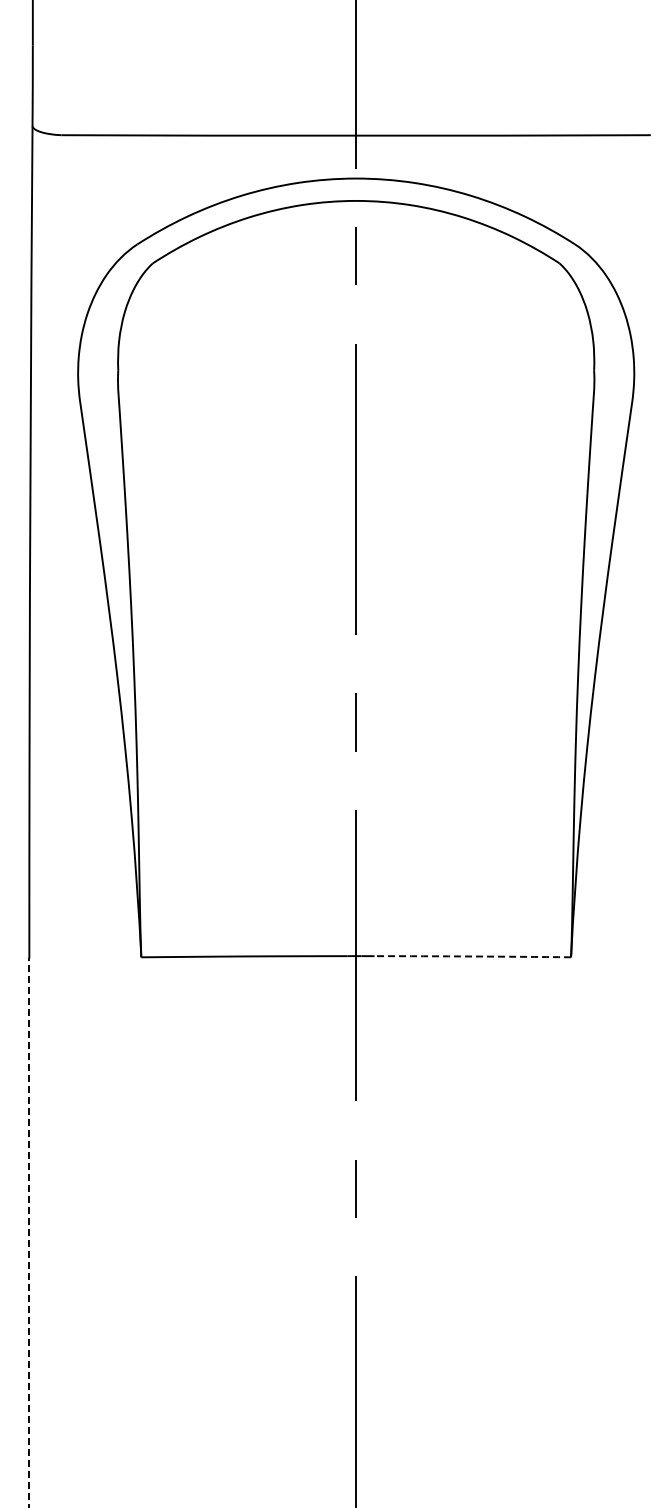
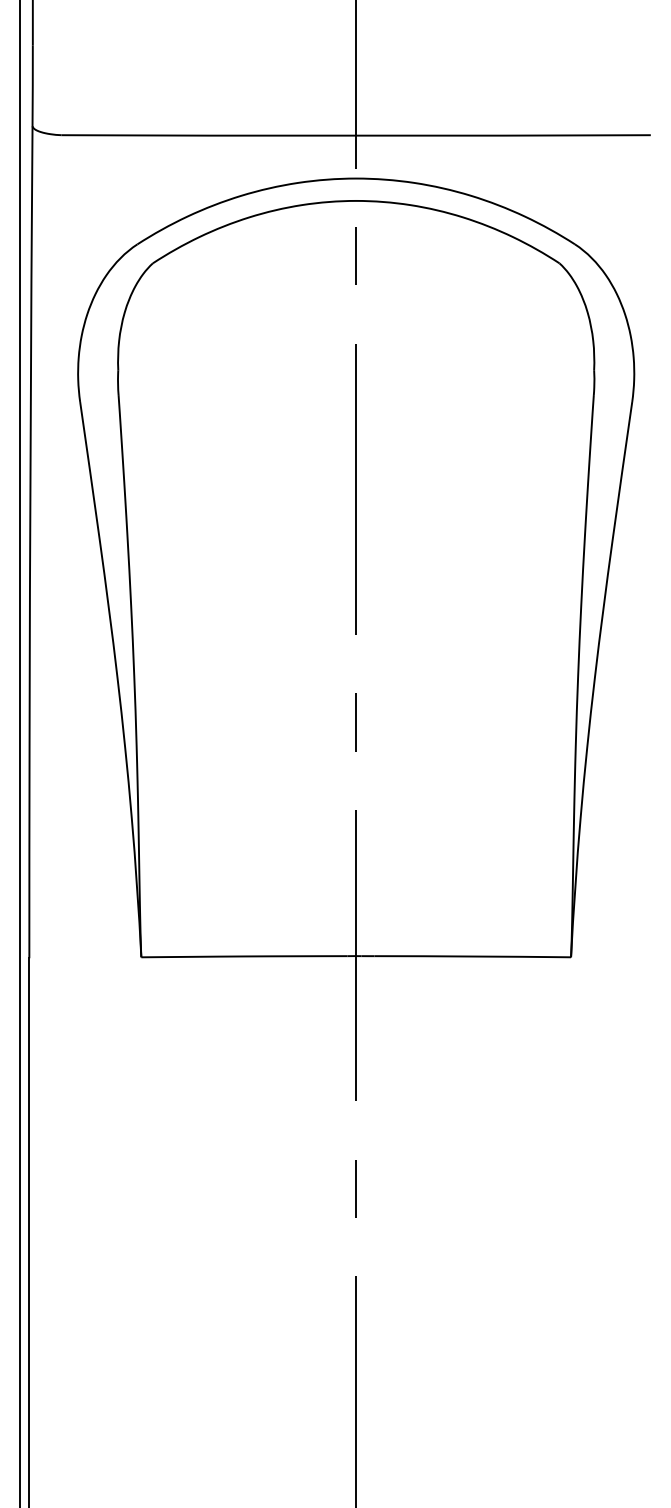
line: none -> present (20, 753)
arc: dashed -> solid (472, 956)
line: dashed -> solid (29, 1232)
